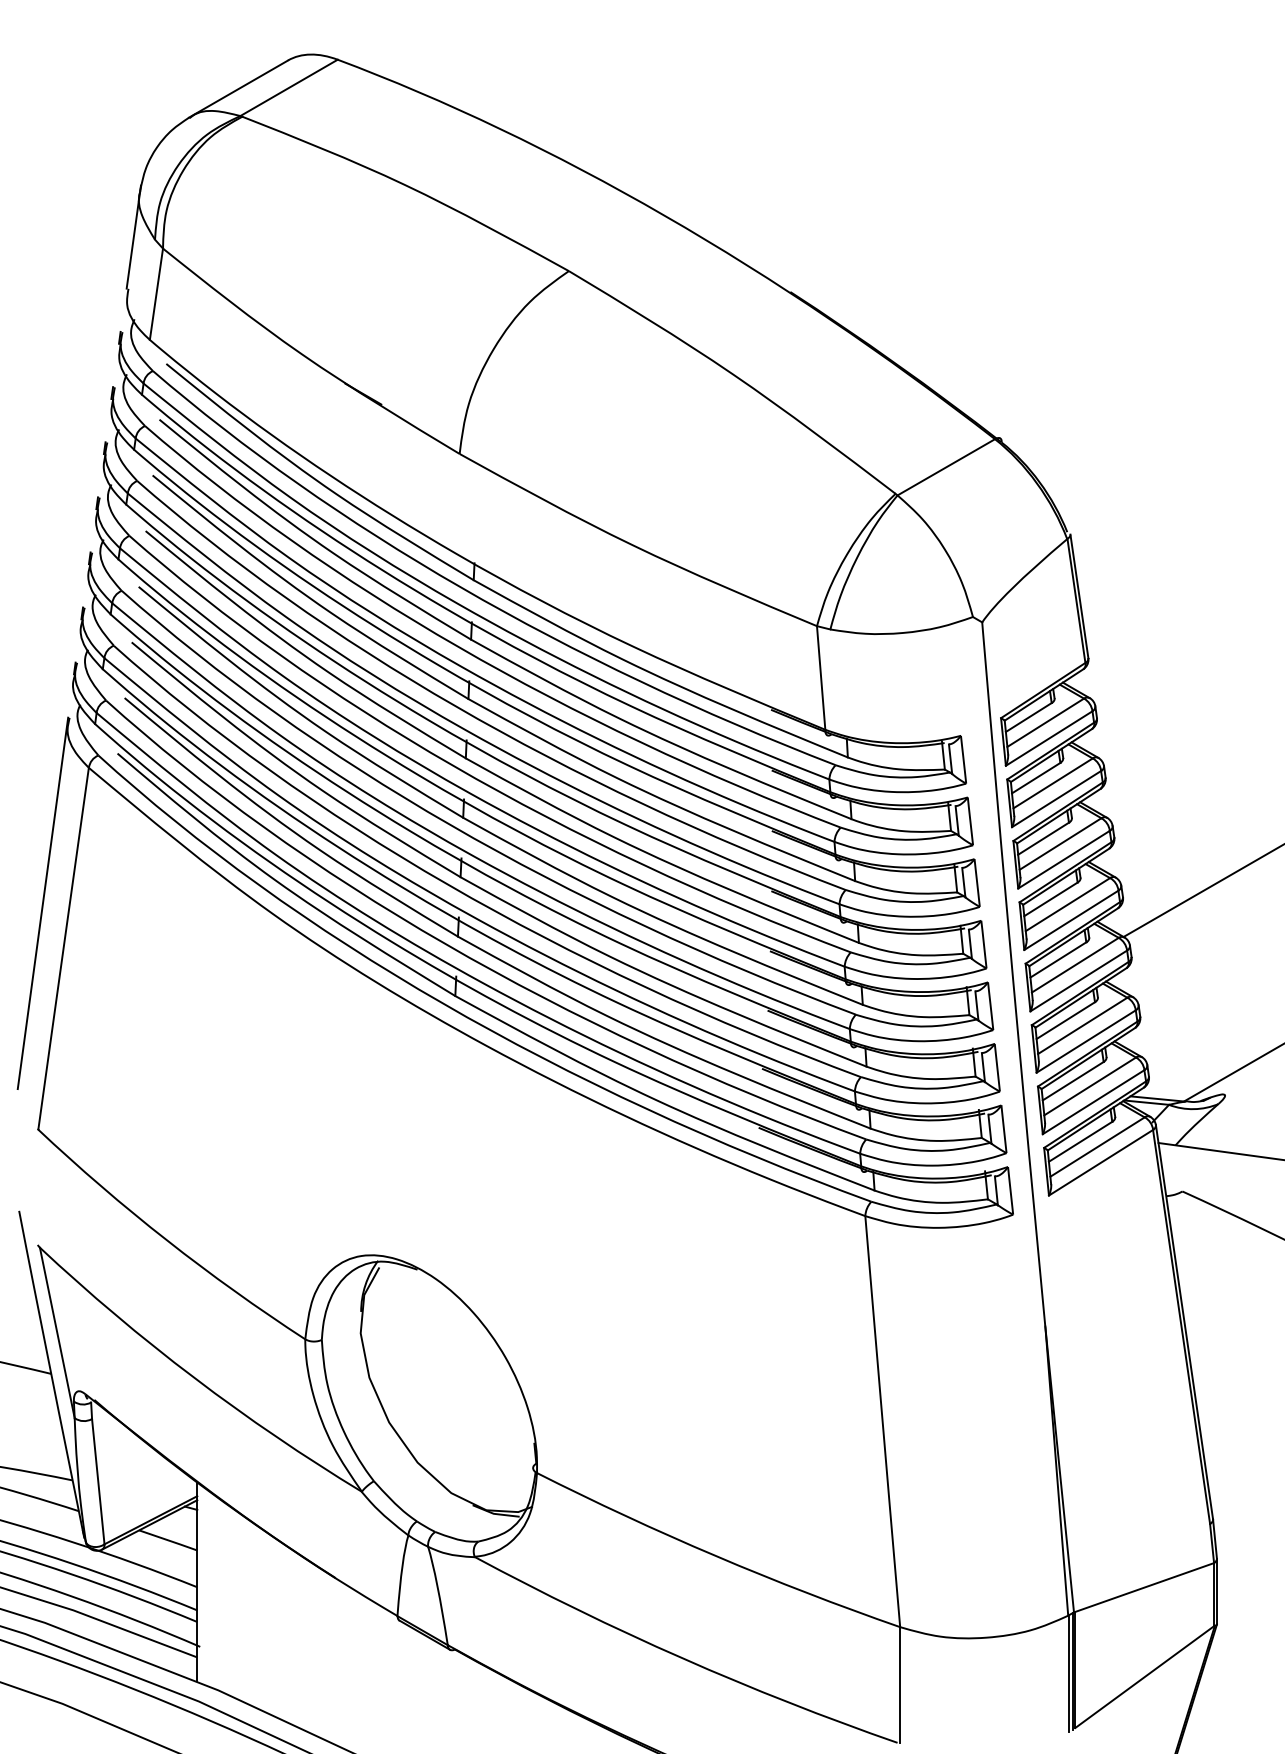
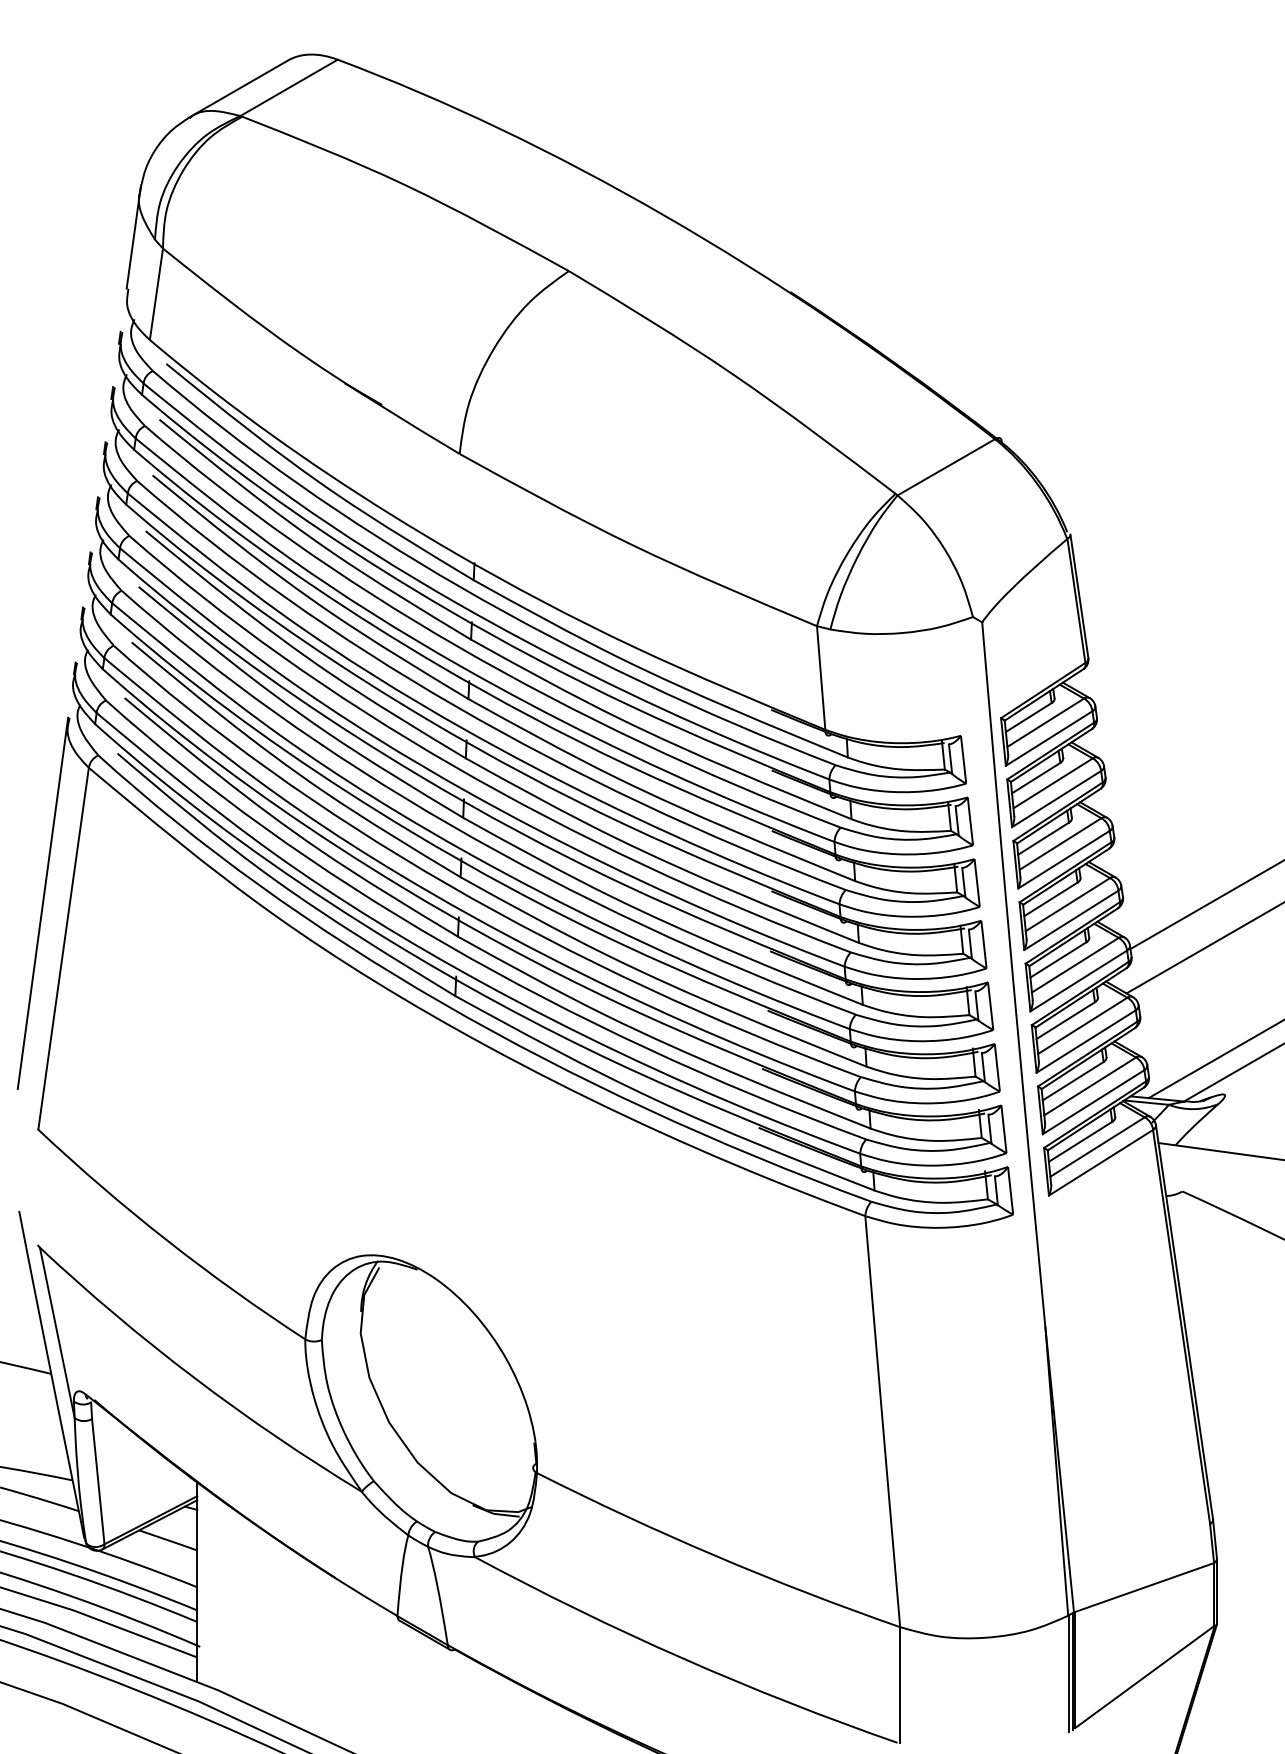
line position: (1202, 891) -> (1205, 905) (1205, 905)
line: none -> present (1203, 948)
line: none -> present (1214, 1059)
